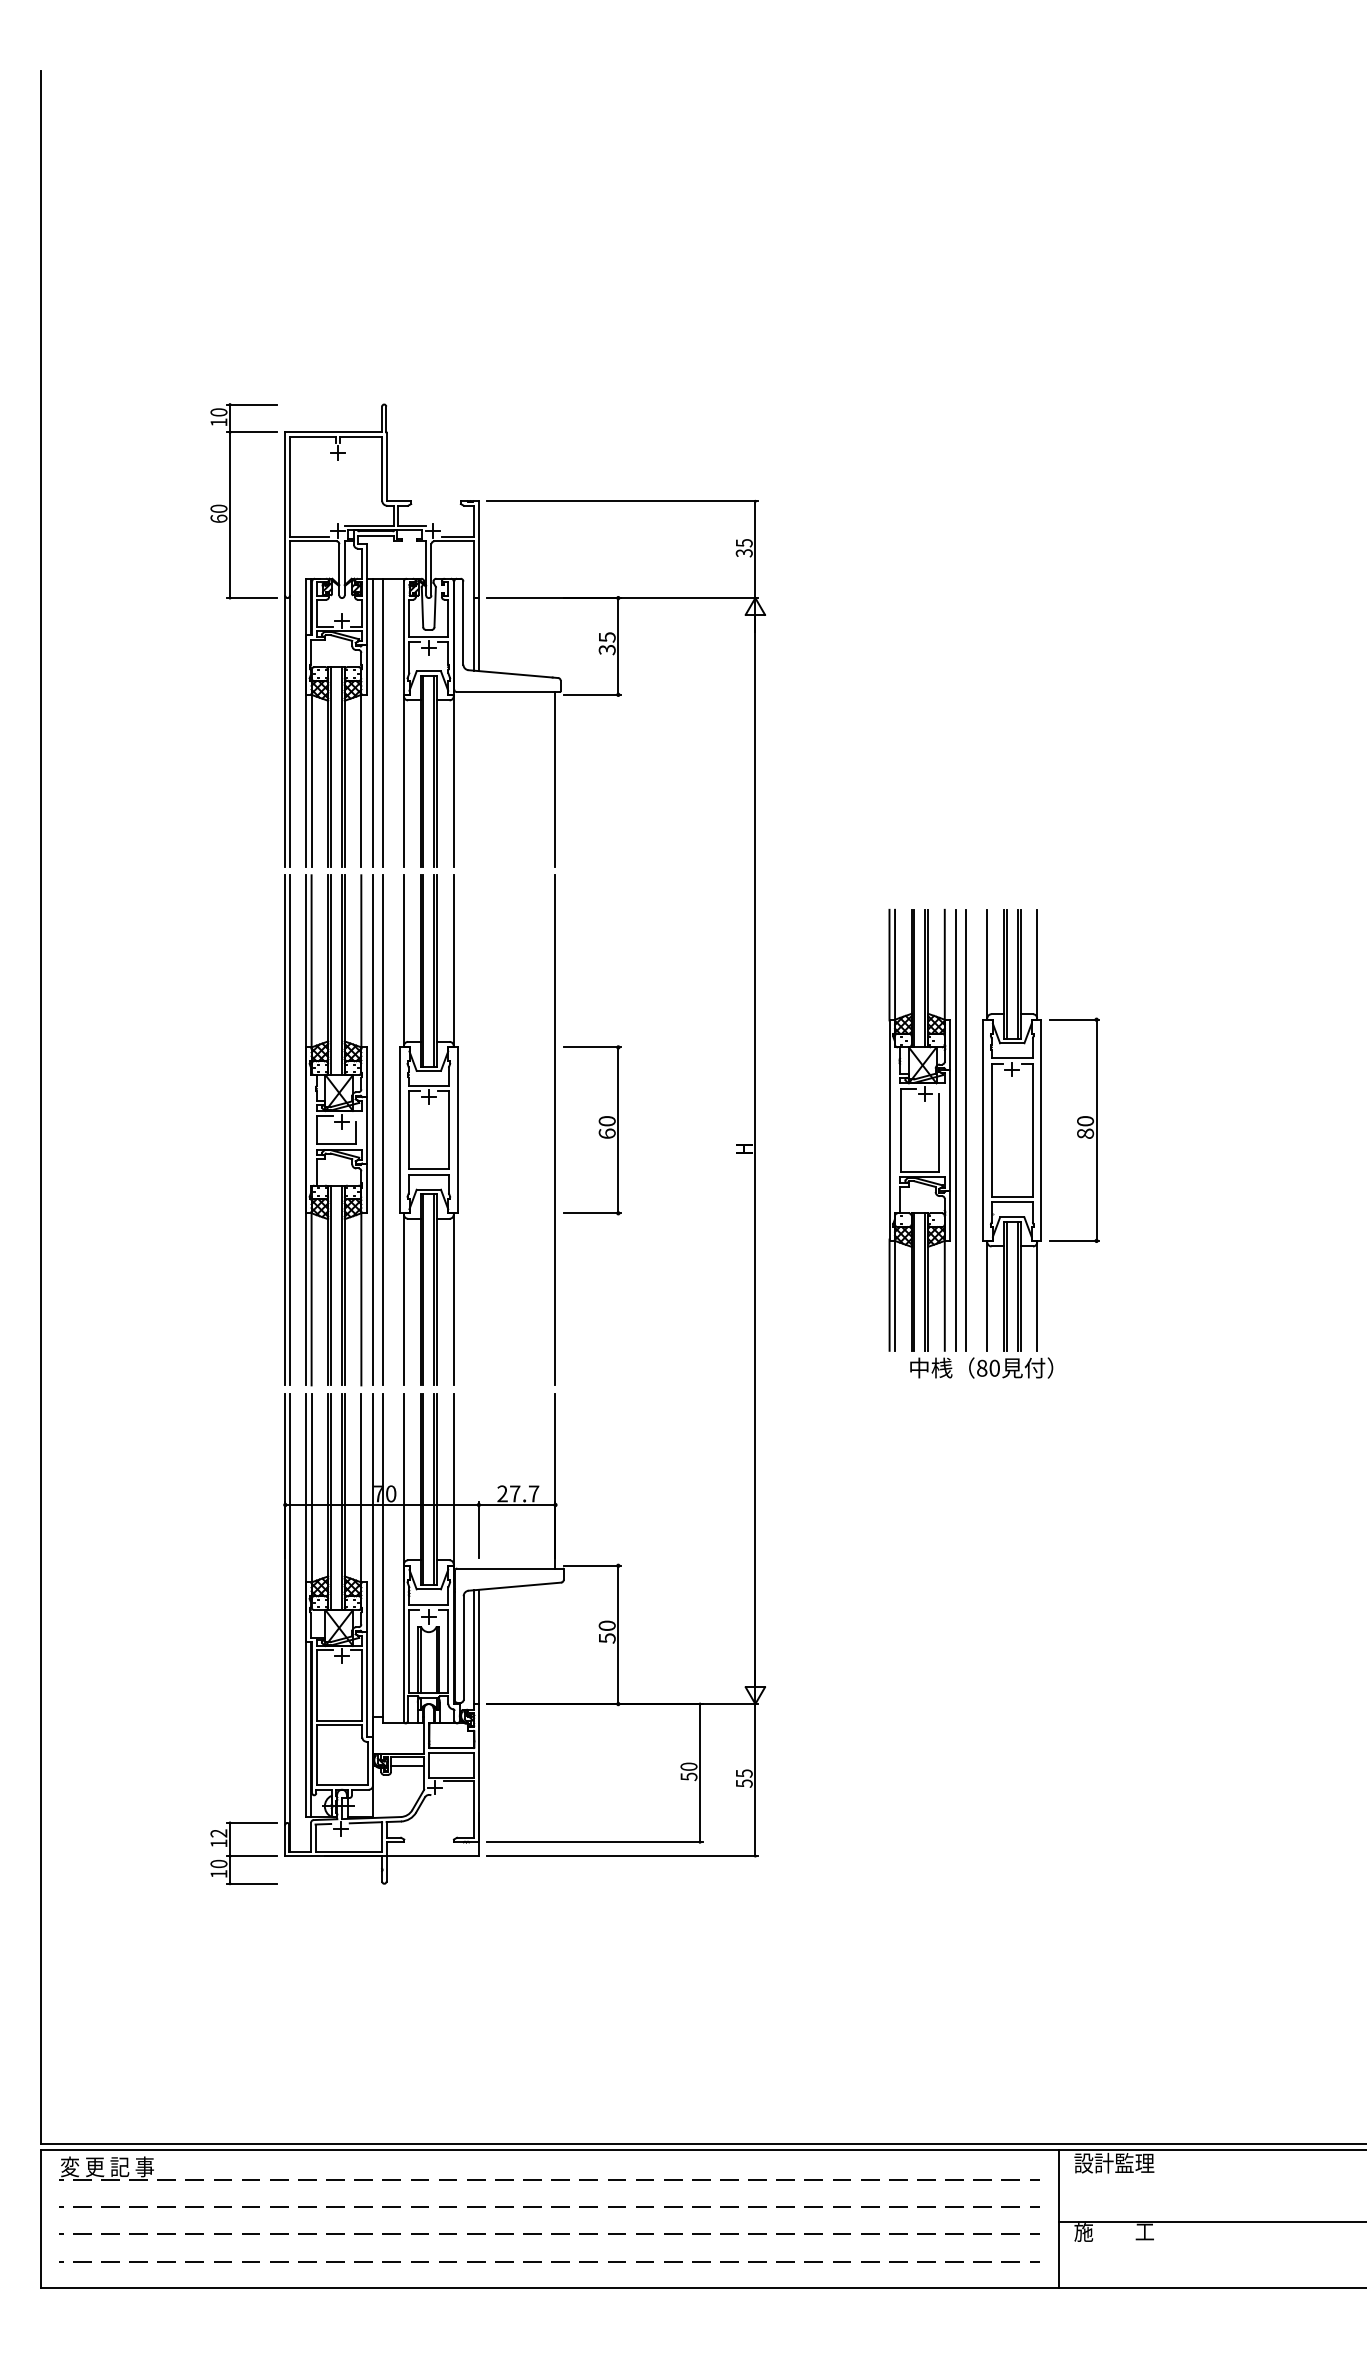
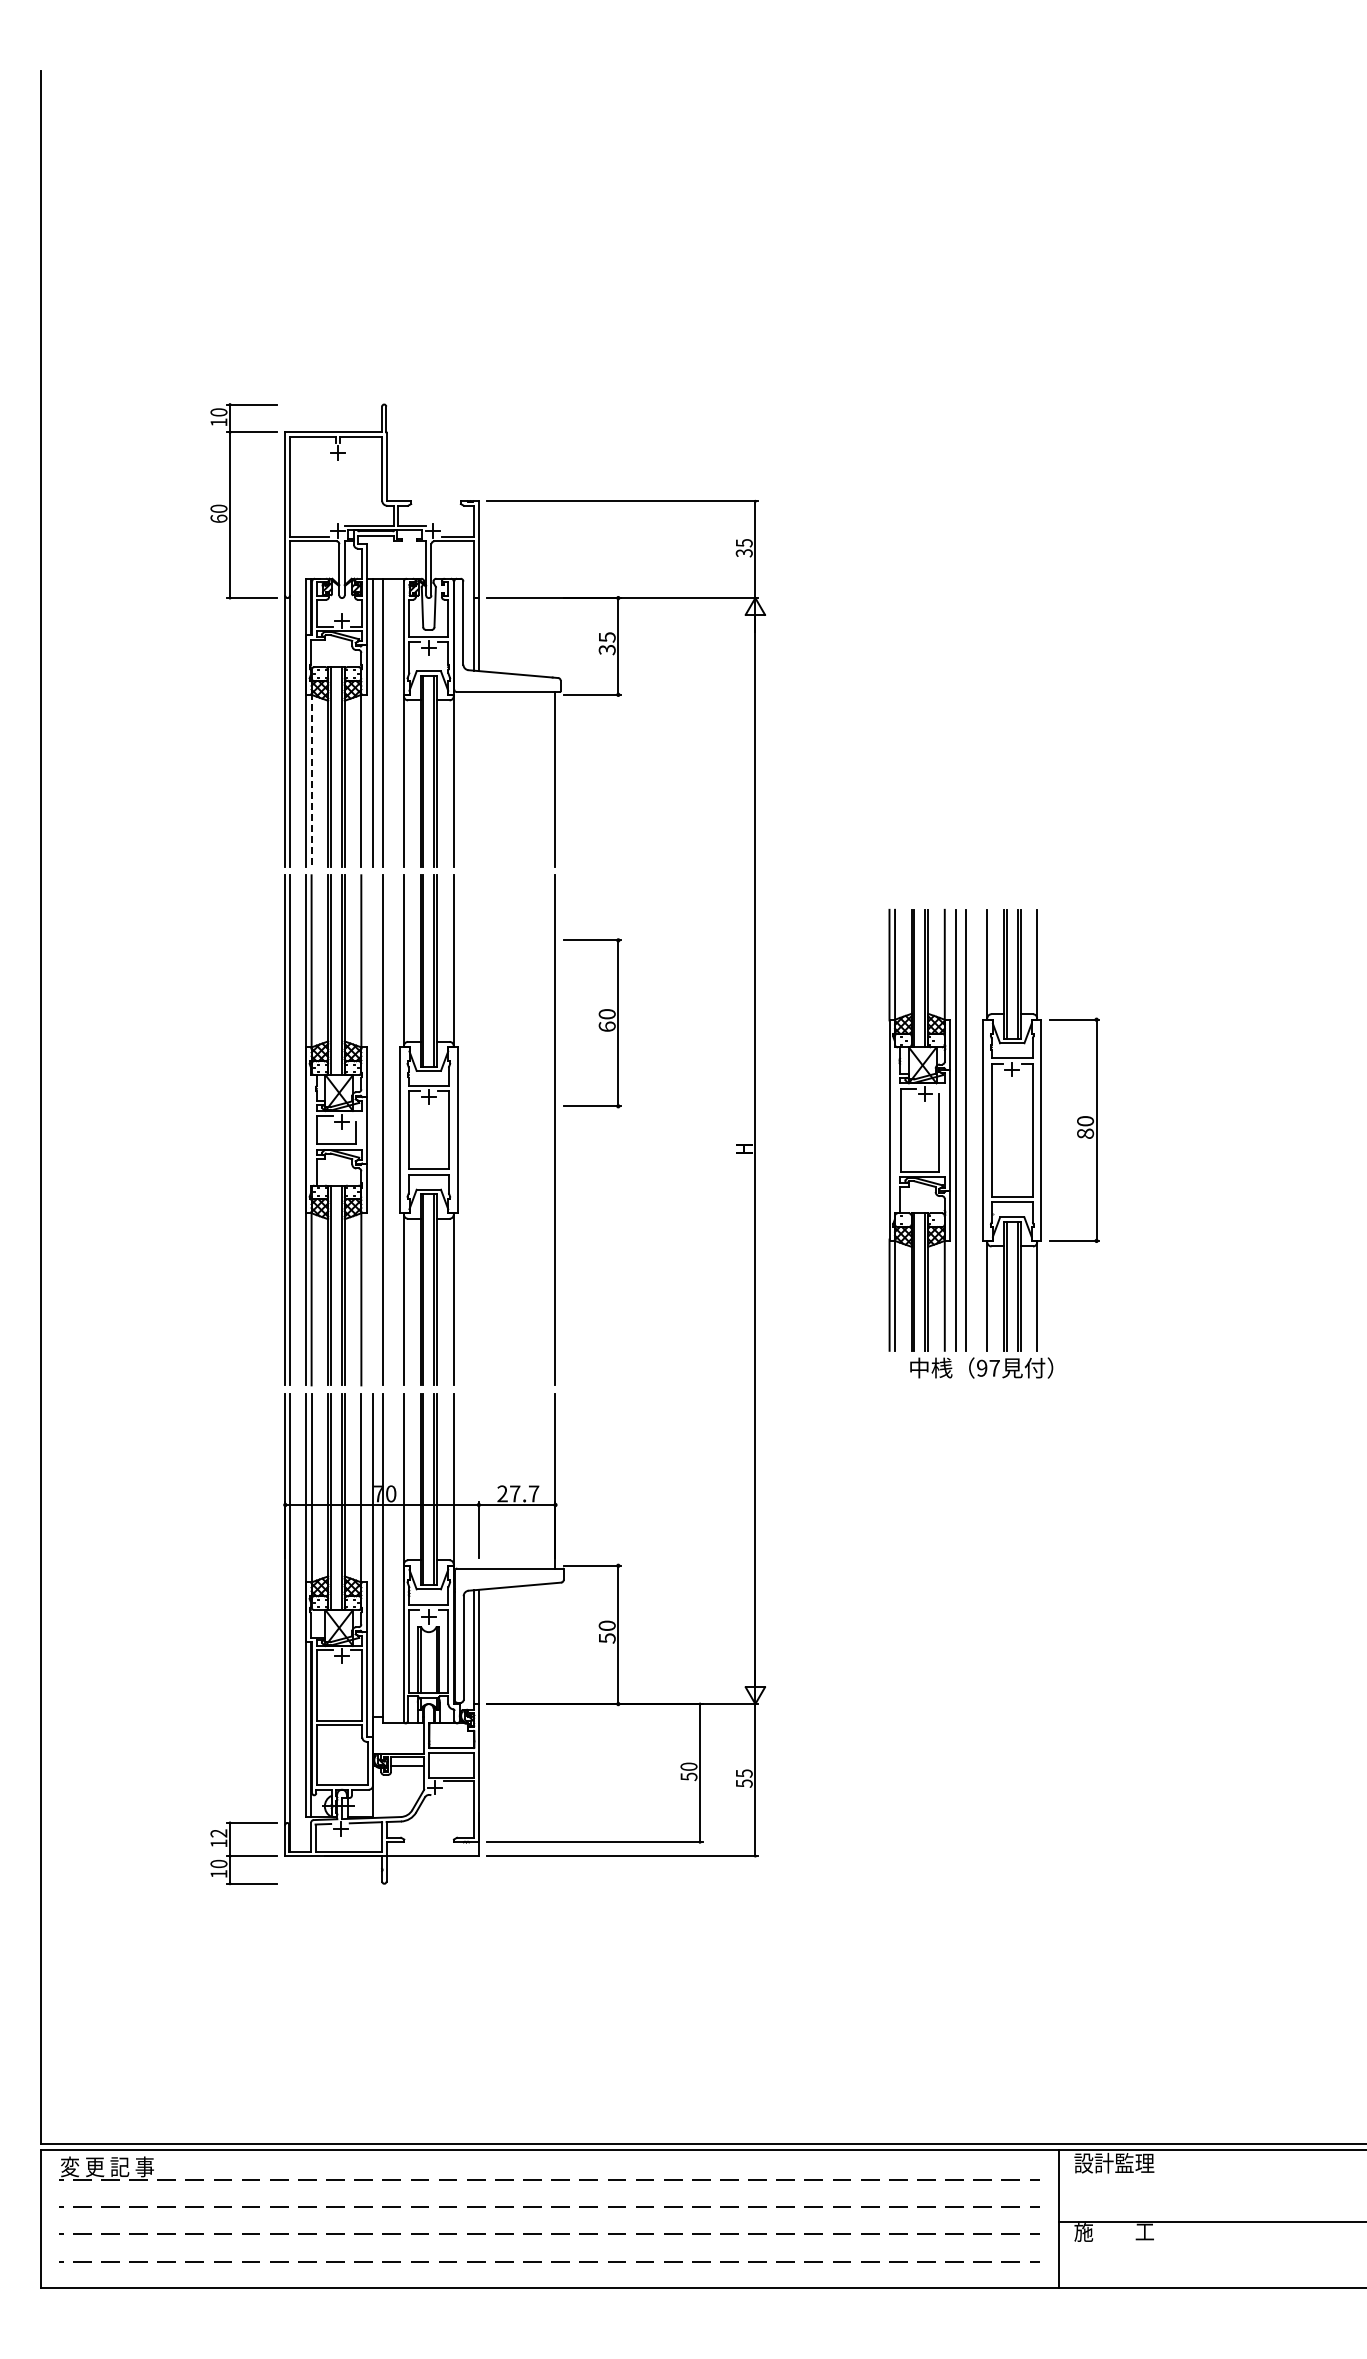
line: solid -> dashed (311, 780)
line: present -> none (373, 1130)
part position: (598, 1131) -> (598, 1024) (598, 1024)
text: 80 -> 97 (988, 1367)
